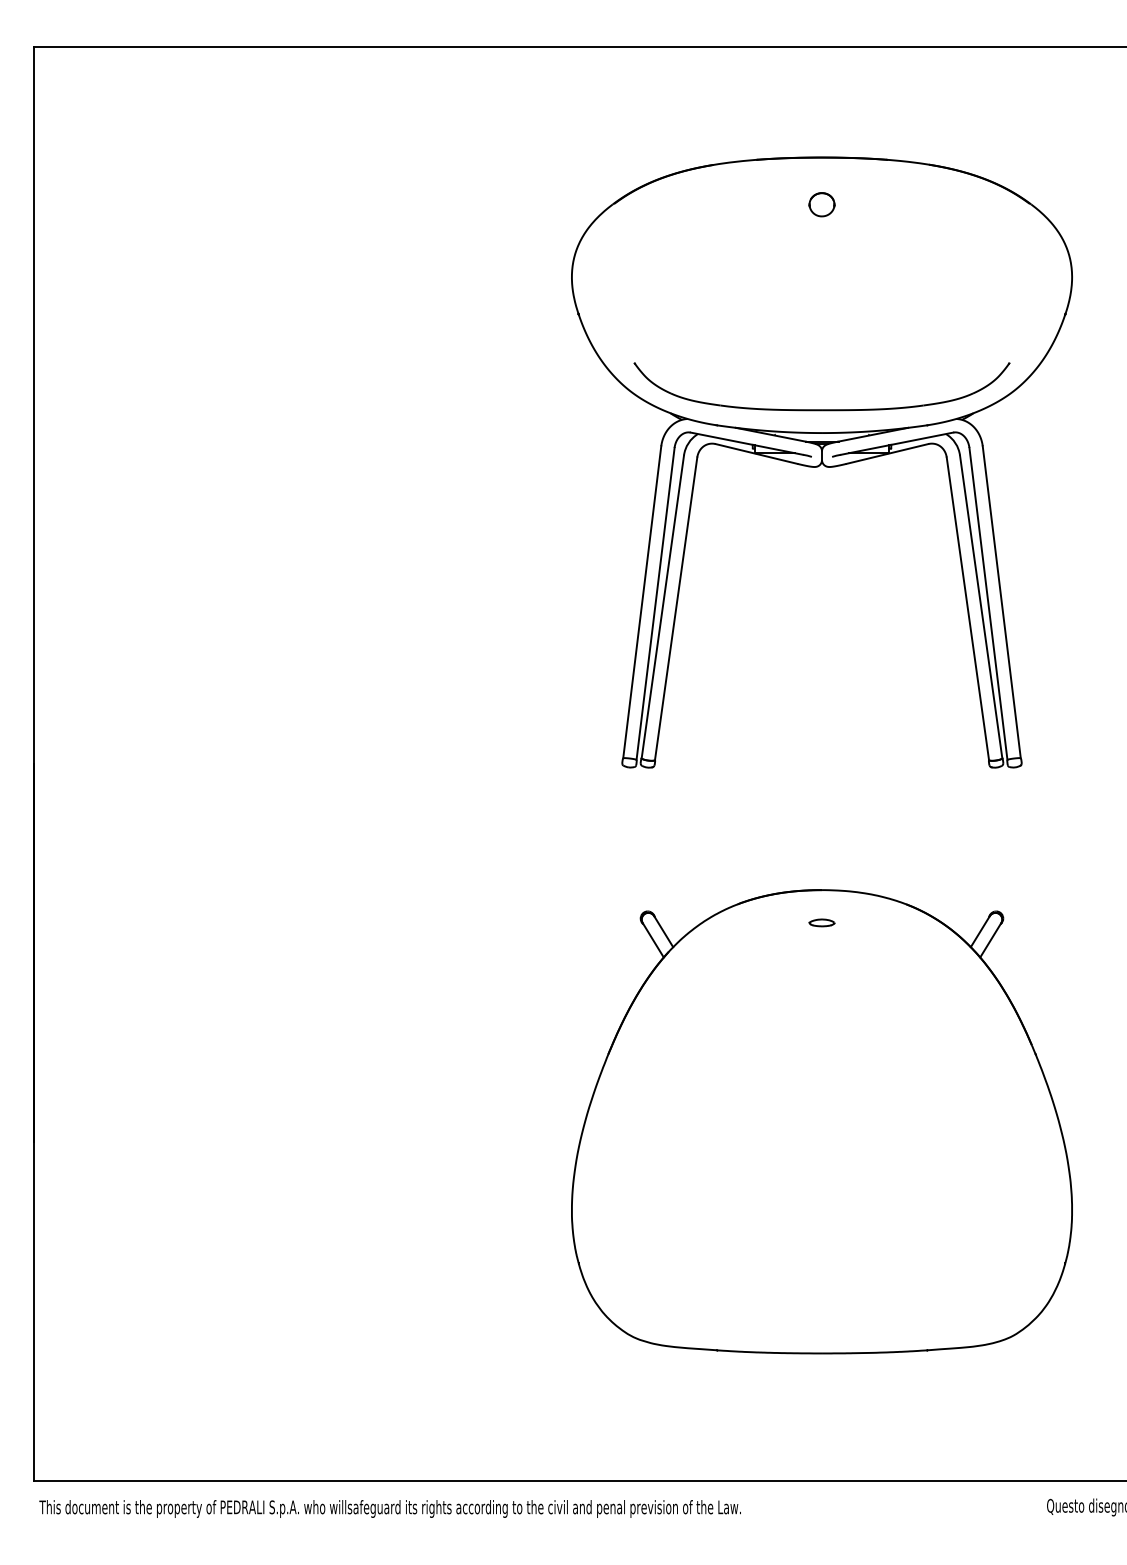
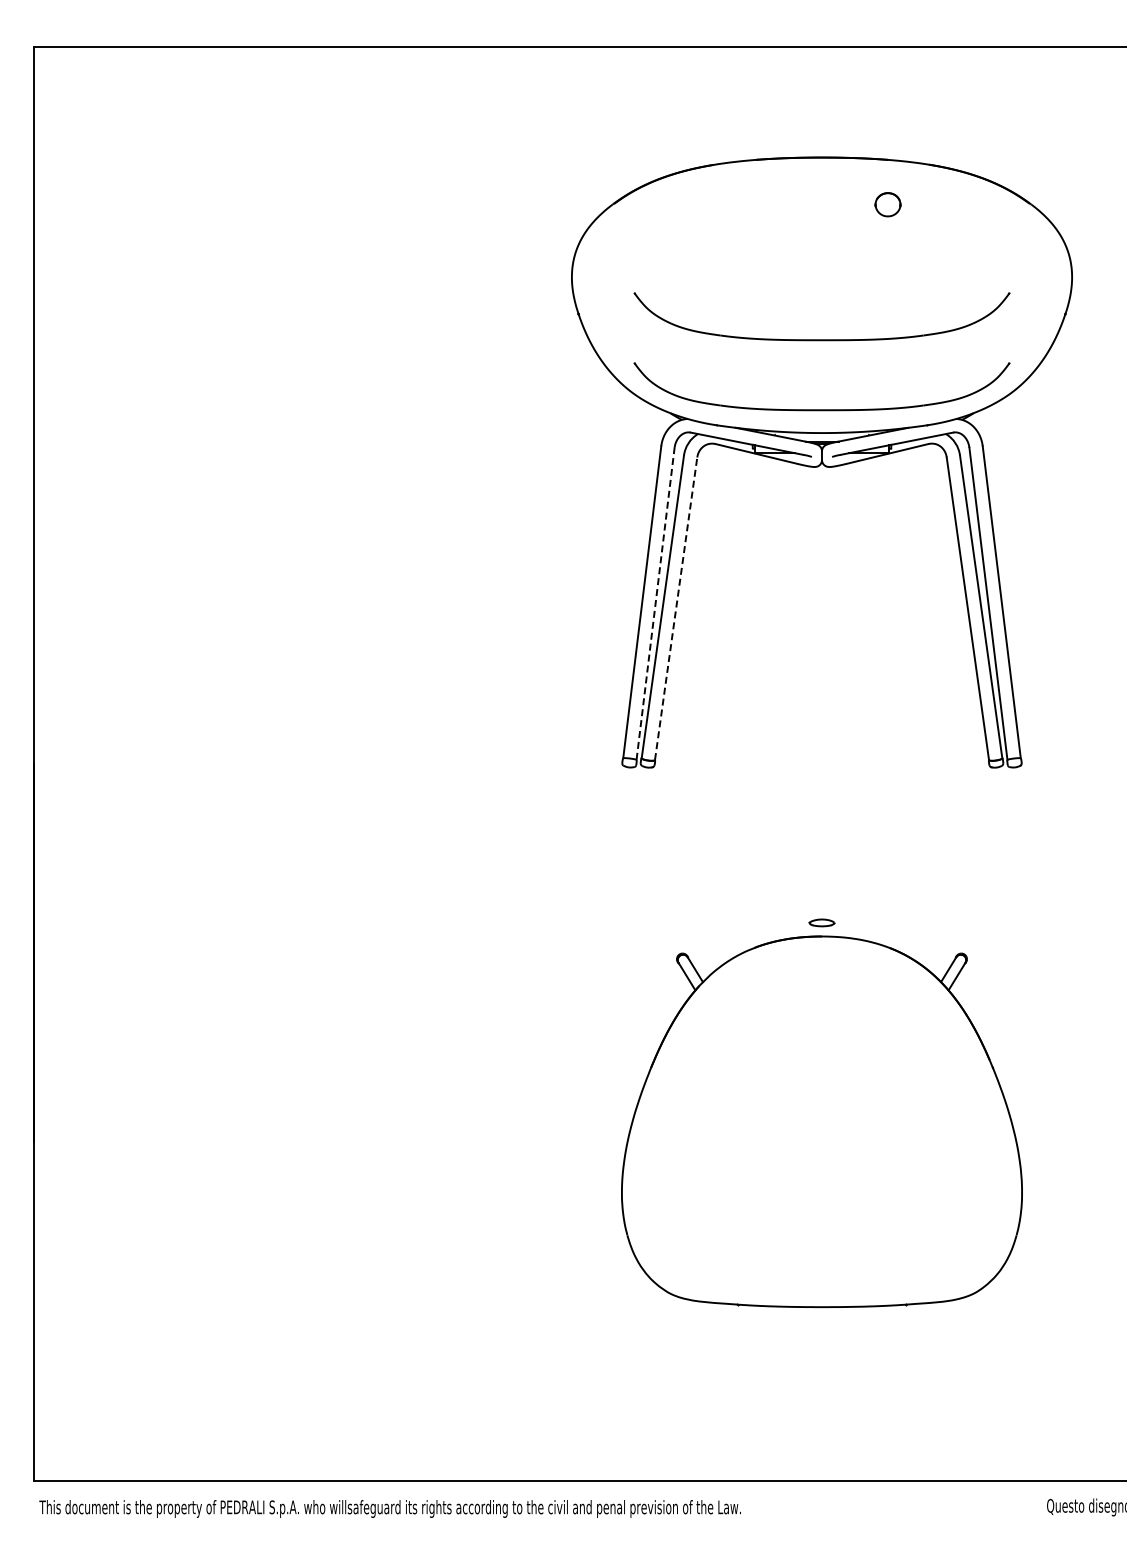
part position: (821, 204) -> (887, 204) (887, 204)
part: none -> present (821, 339)
line: solid -> dashed (655, 603)
line: solid -> dashed (676, 608)
part size: 502x466 px -> 402x374 px (821, 1121)
